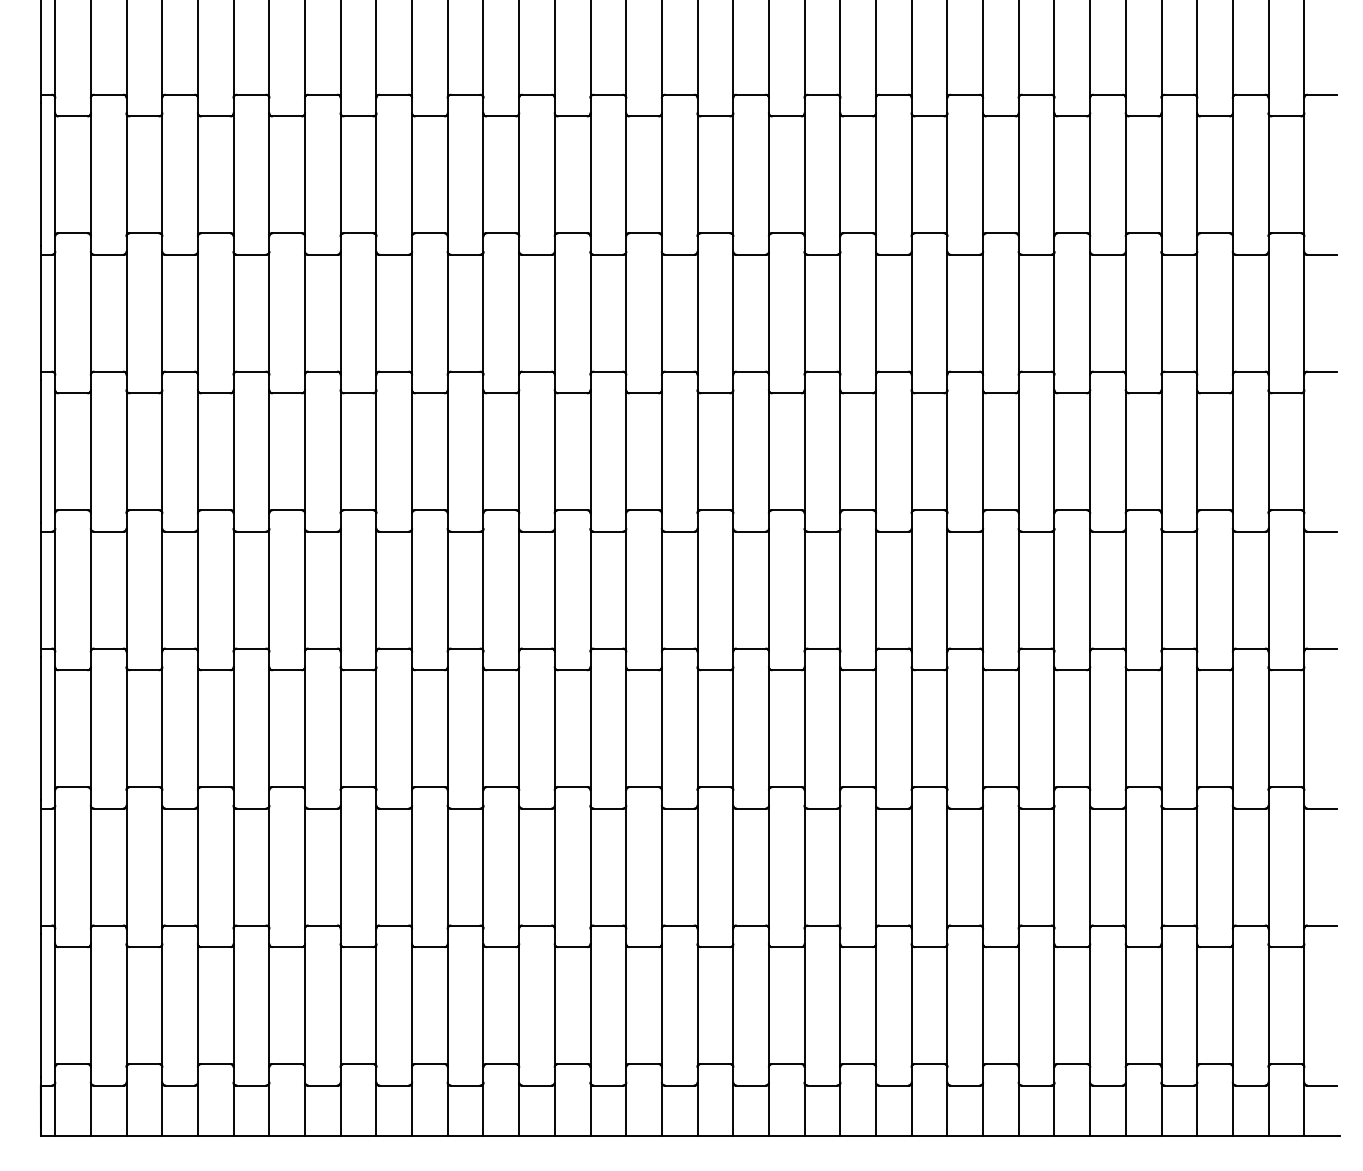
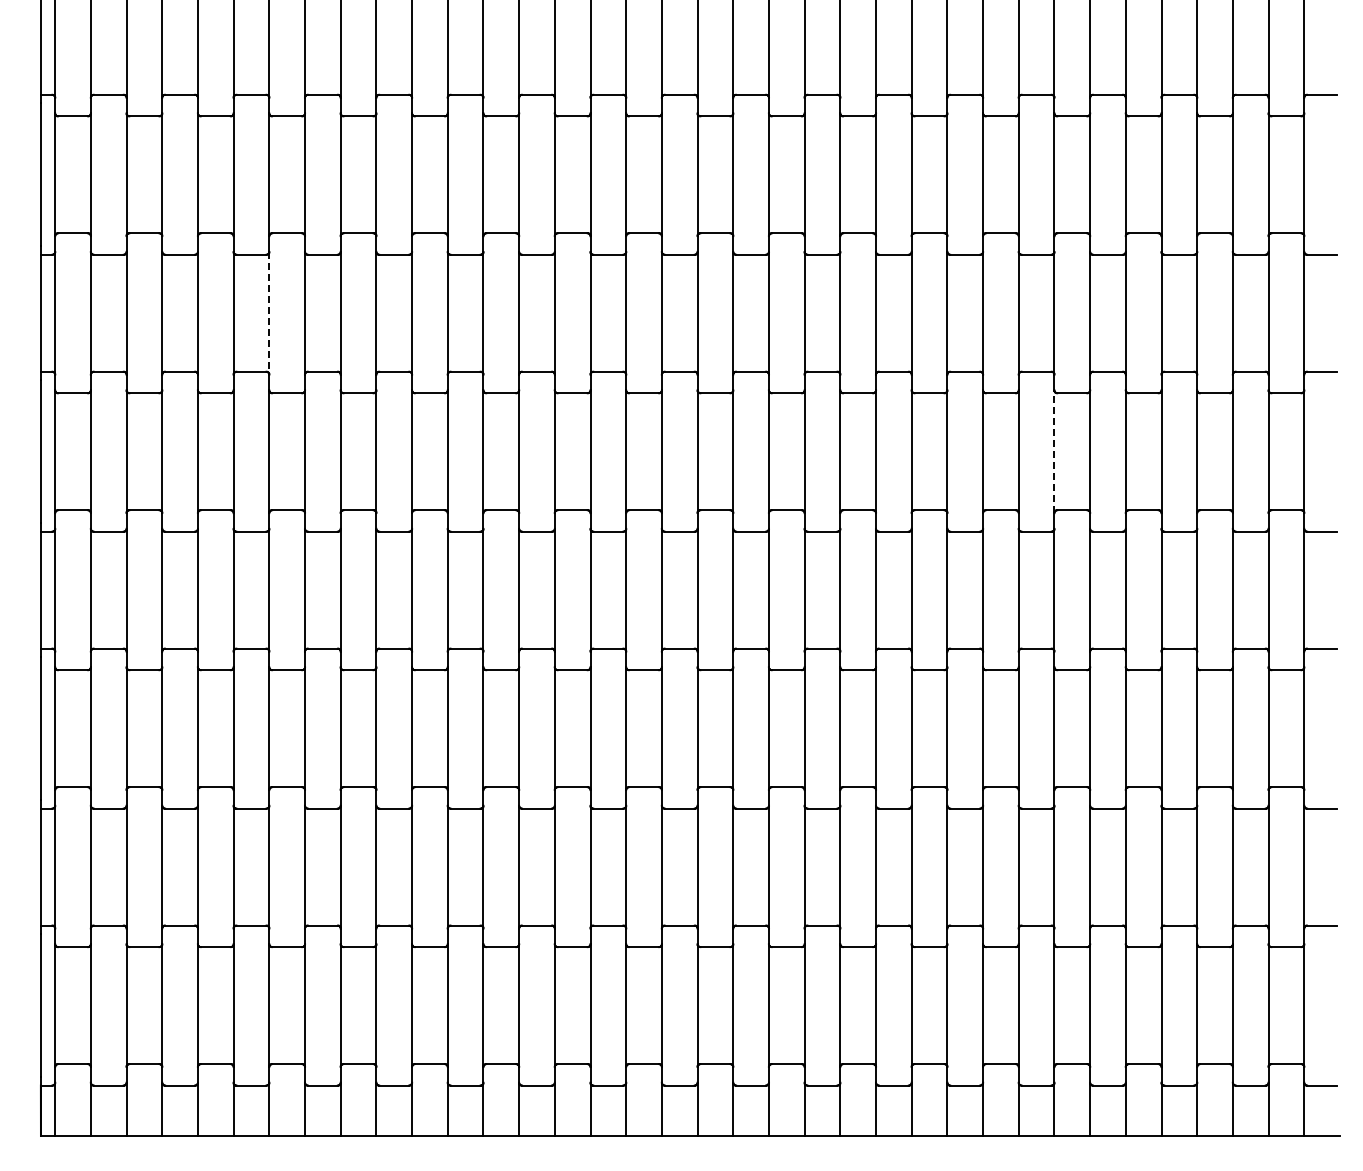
line: solid -> dashed (269, 313)
line: solid -> dashed (1054, 451)
